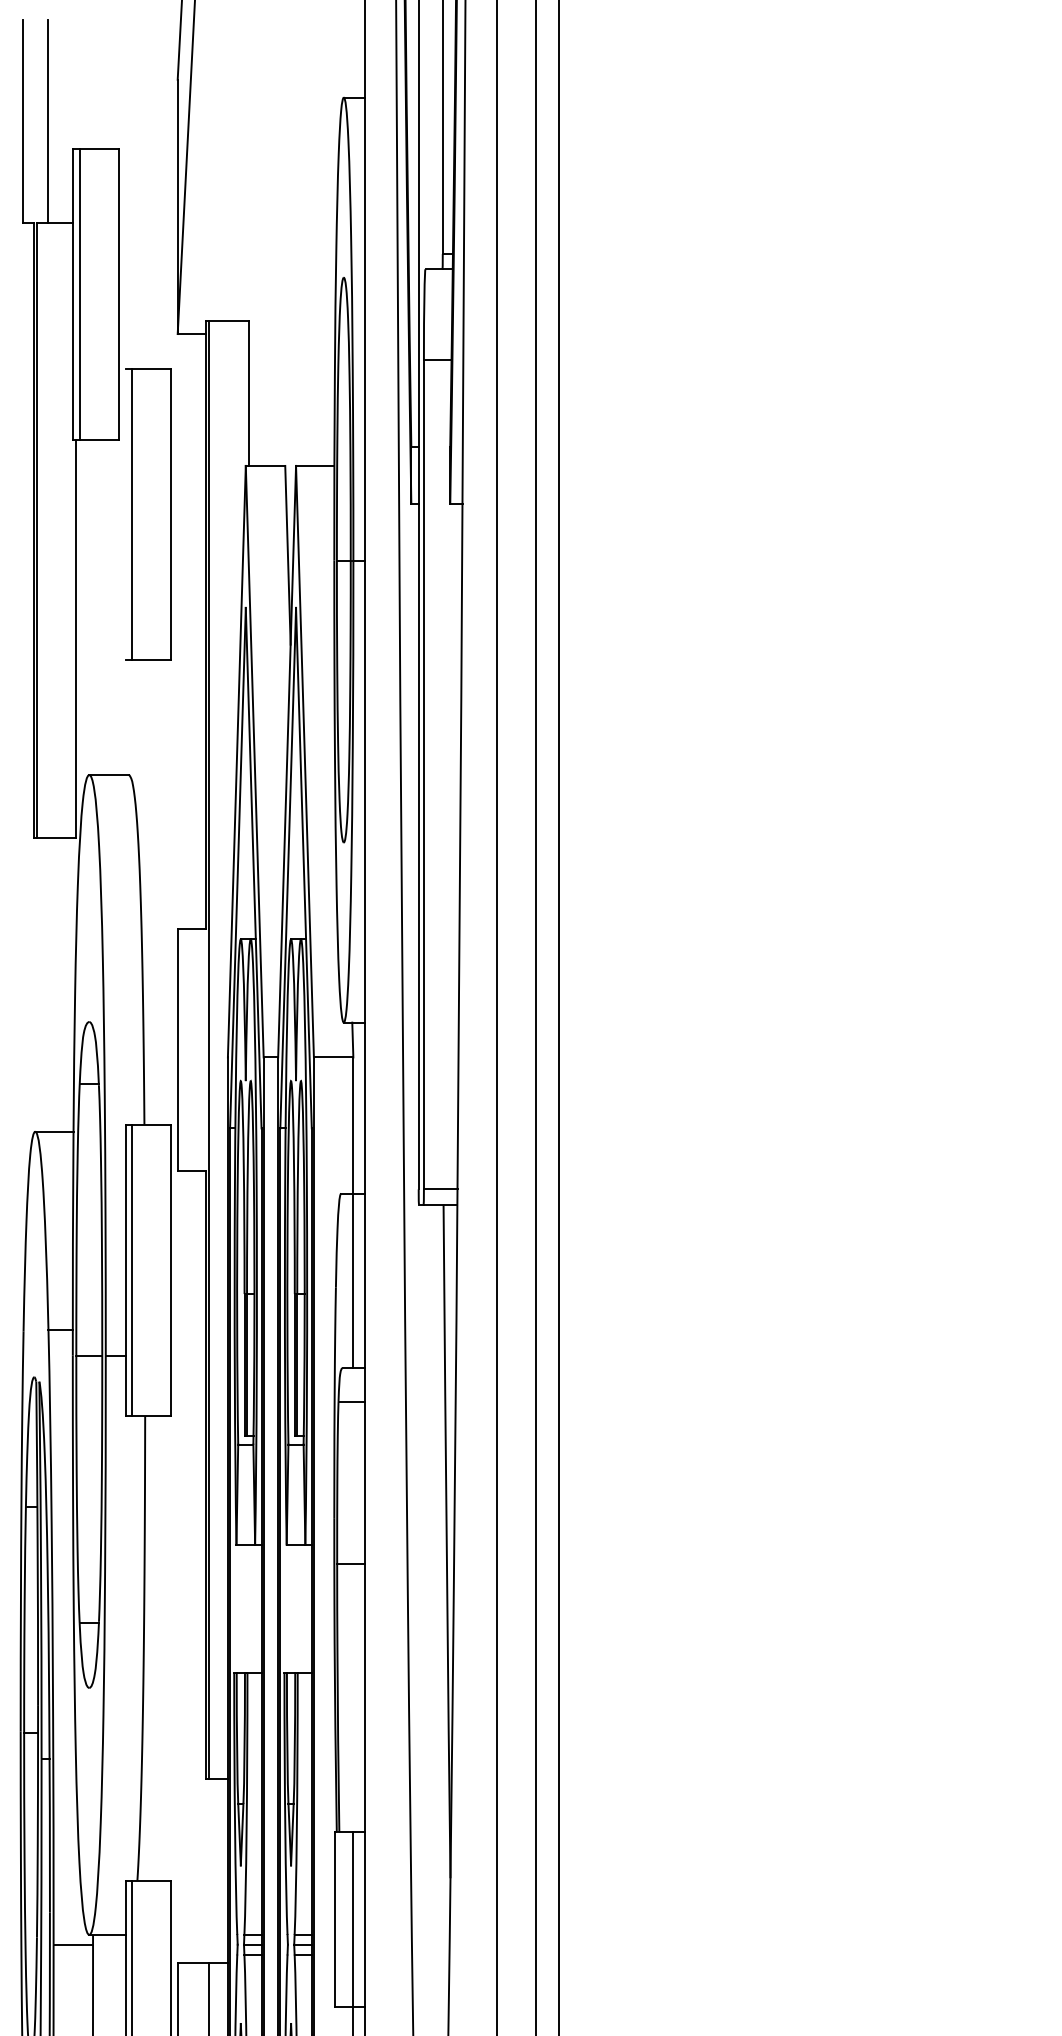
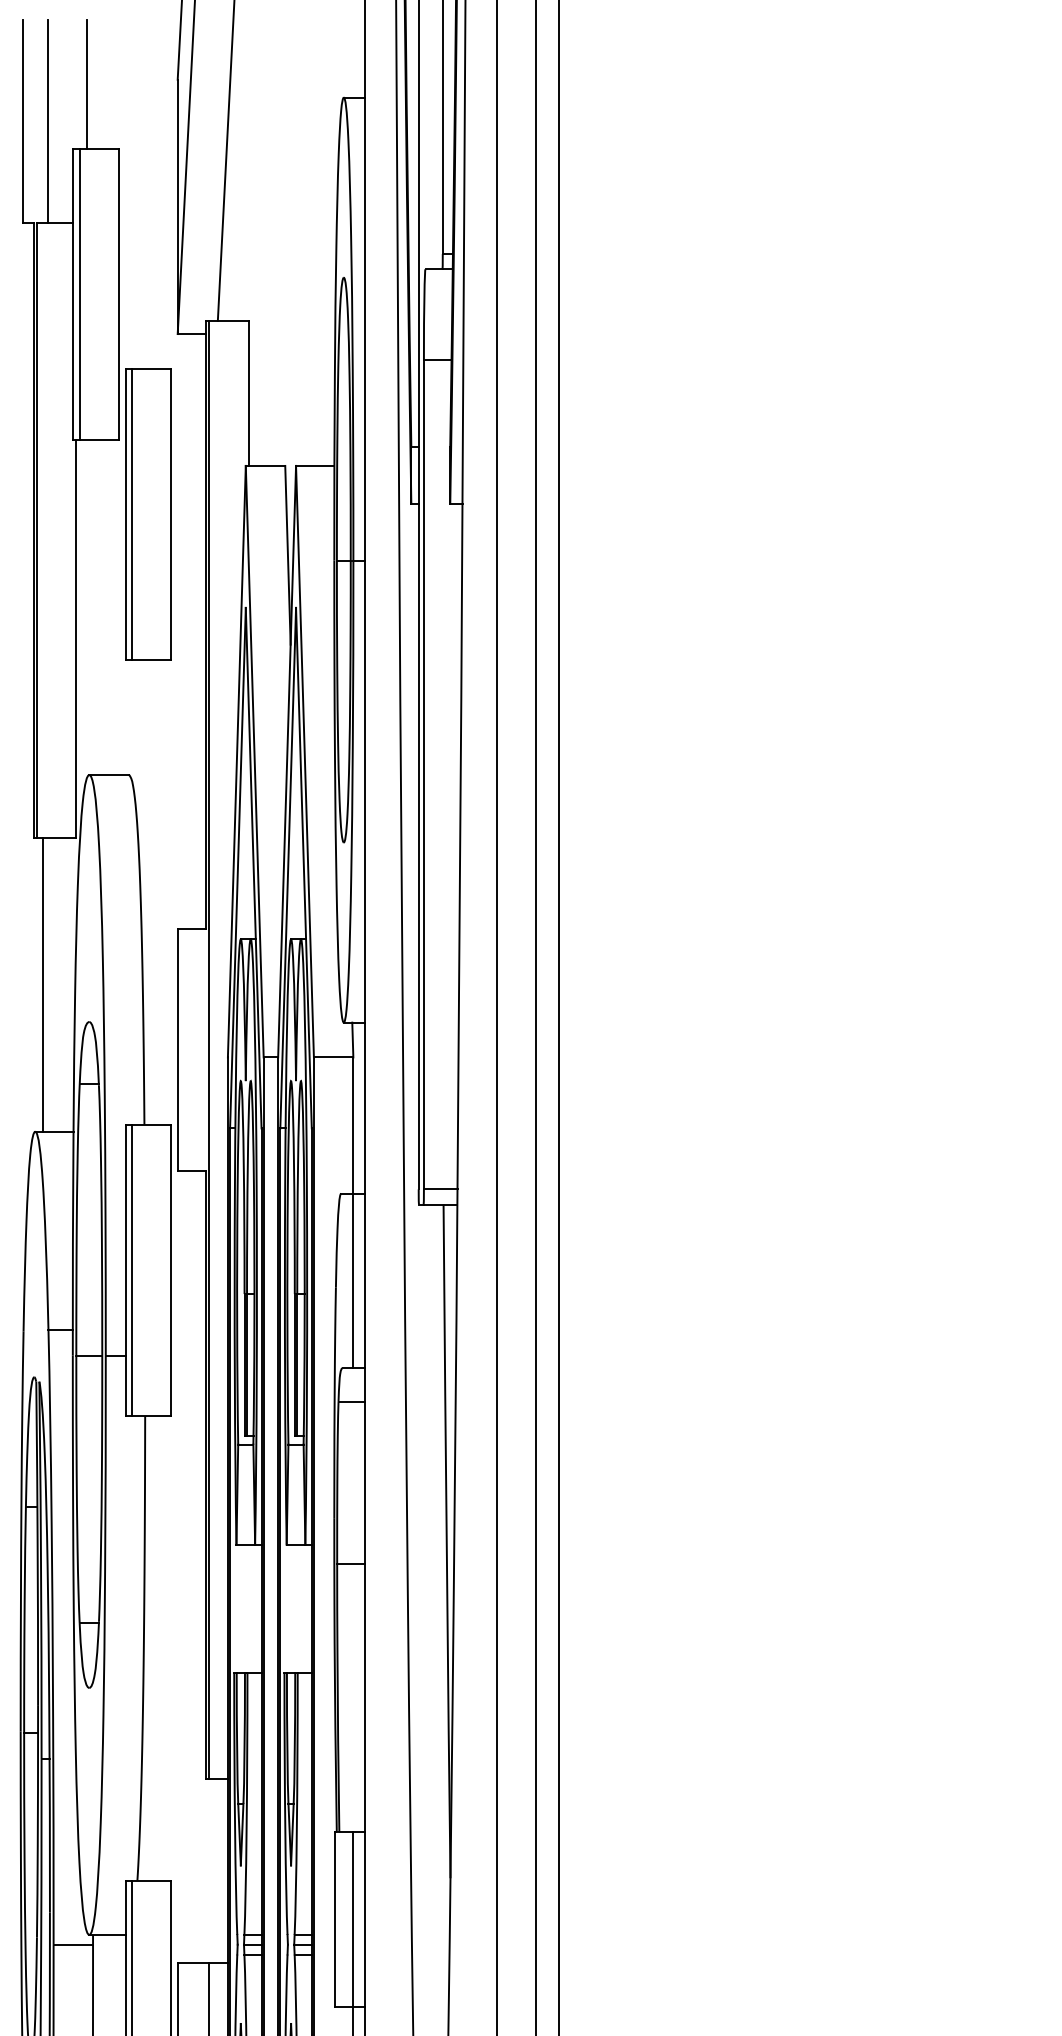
line: none -> present (87, 84)
line: none -> present (225, 161)
line: none -> present (125, 514)
line: none -> present (42, 984)
